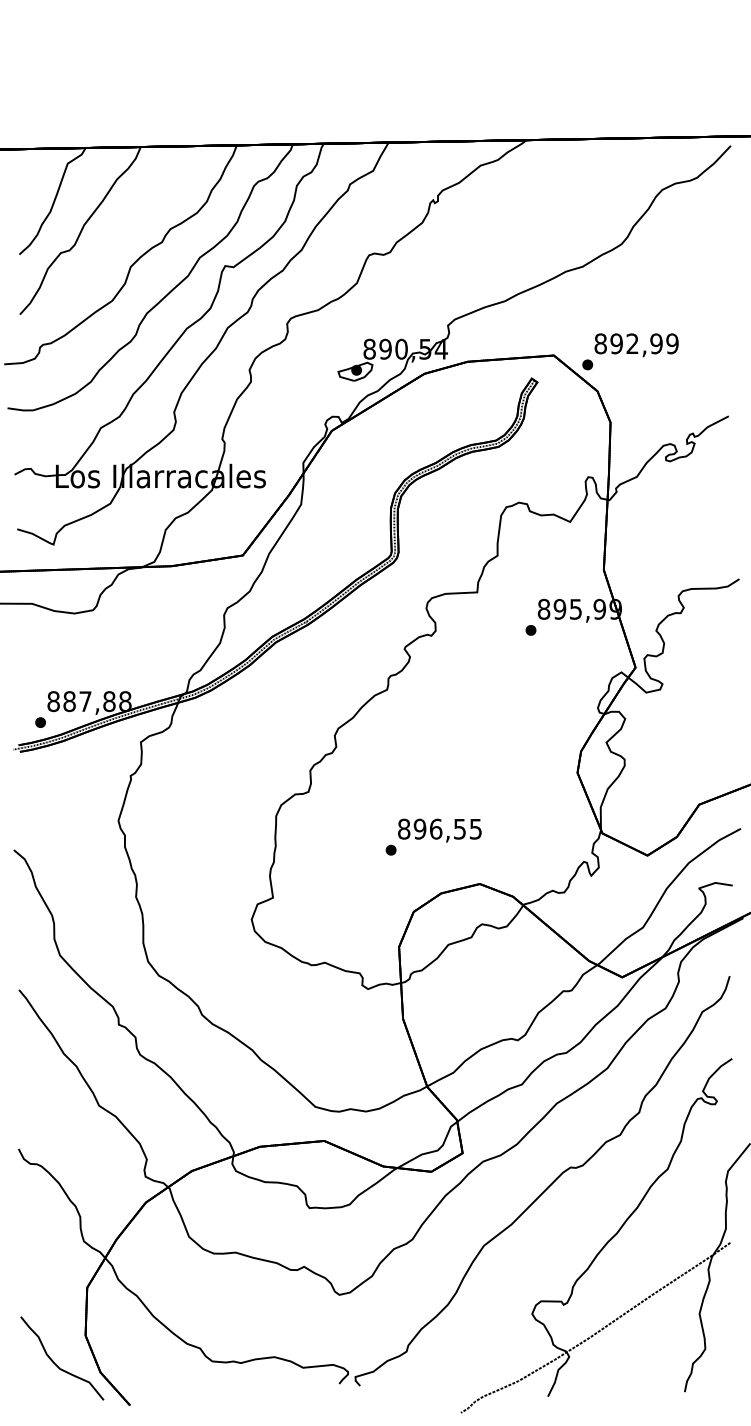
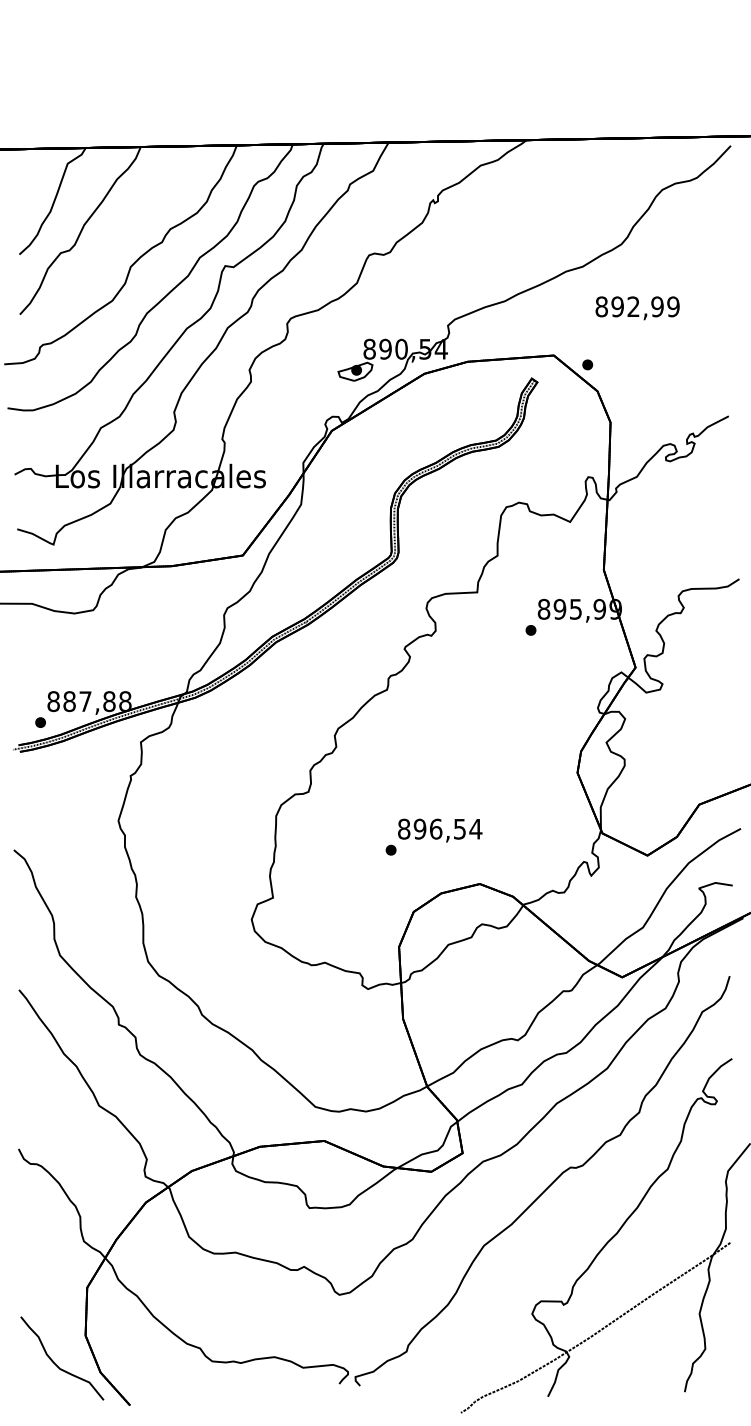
text position: (636, 345) -> (637, 308) (637, 308)
text: 896,55 -> 896,54 (475, 829)
